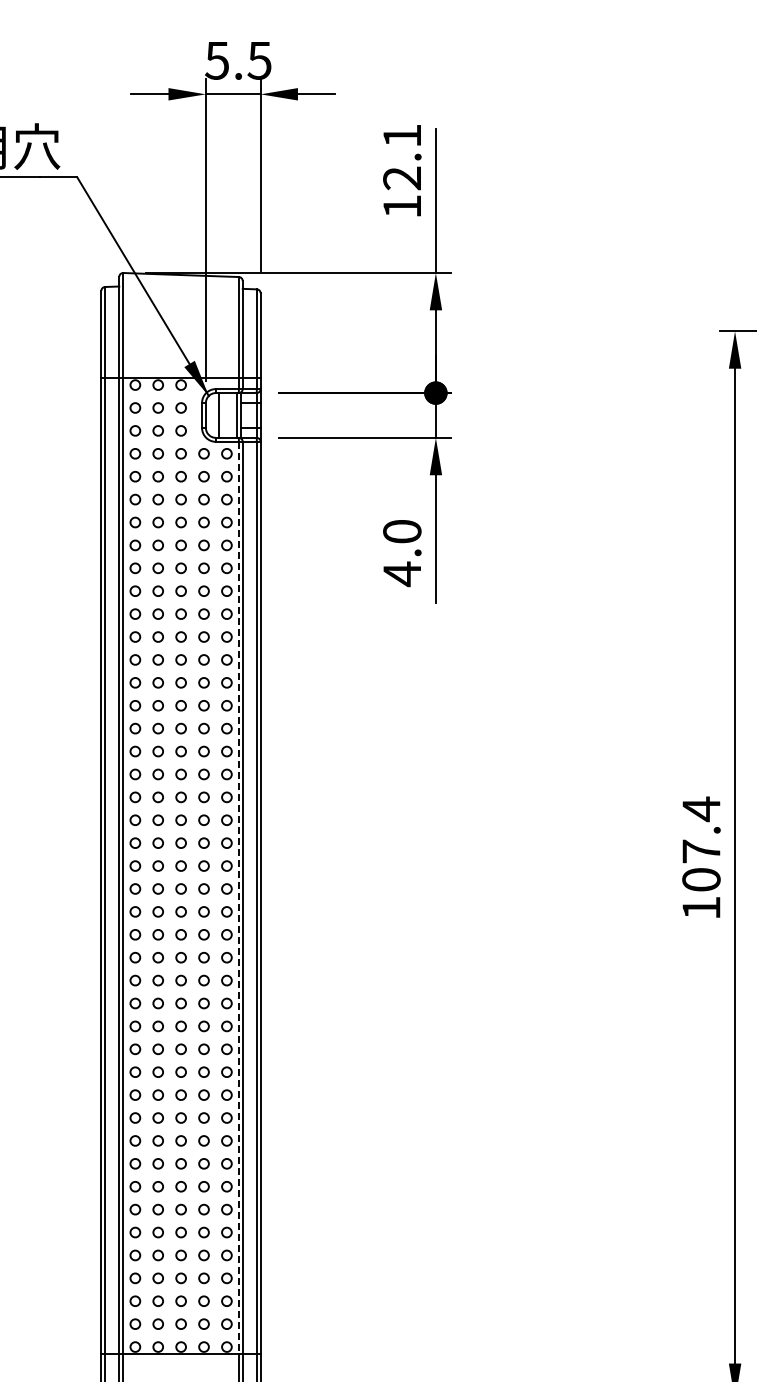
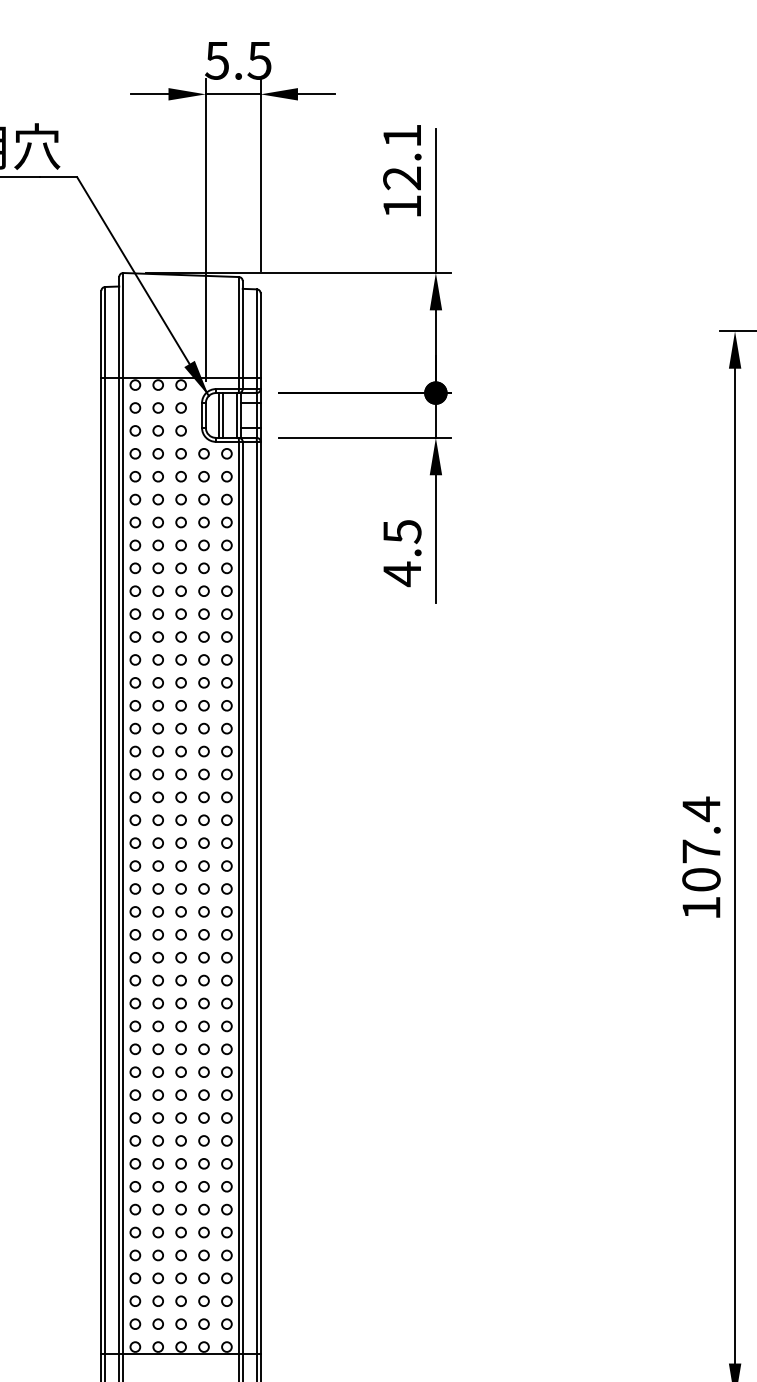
line: none -> present (222, 415)
text: 4.0 -> 4.5 (402, 532)
line: dashed -> solid (238, 898)
